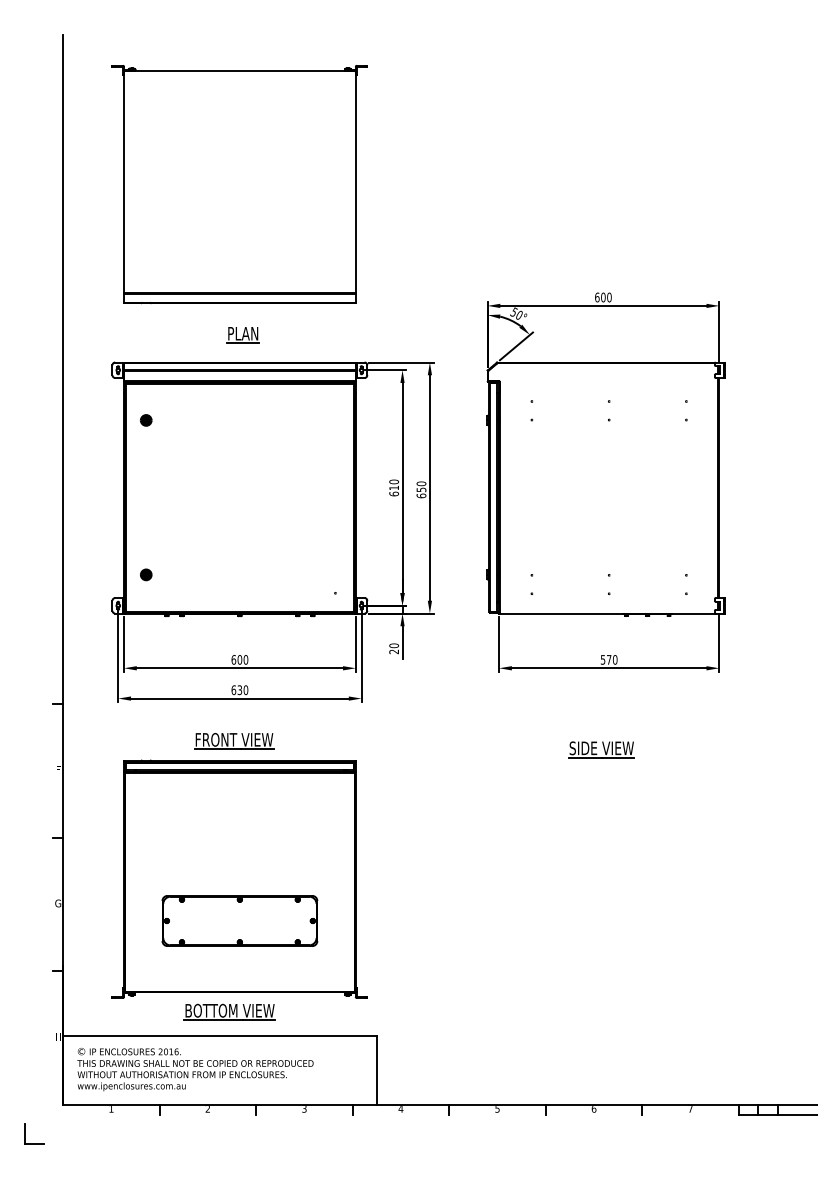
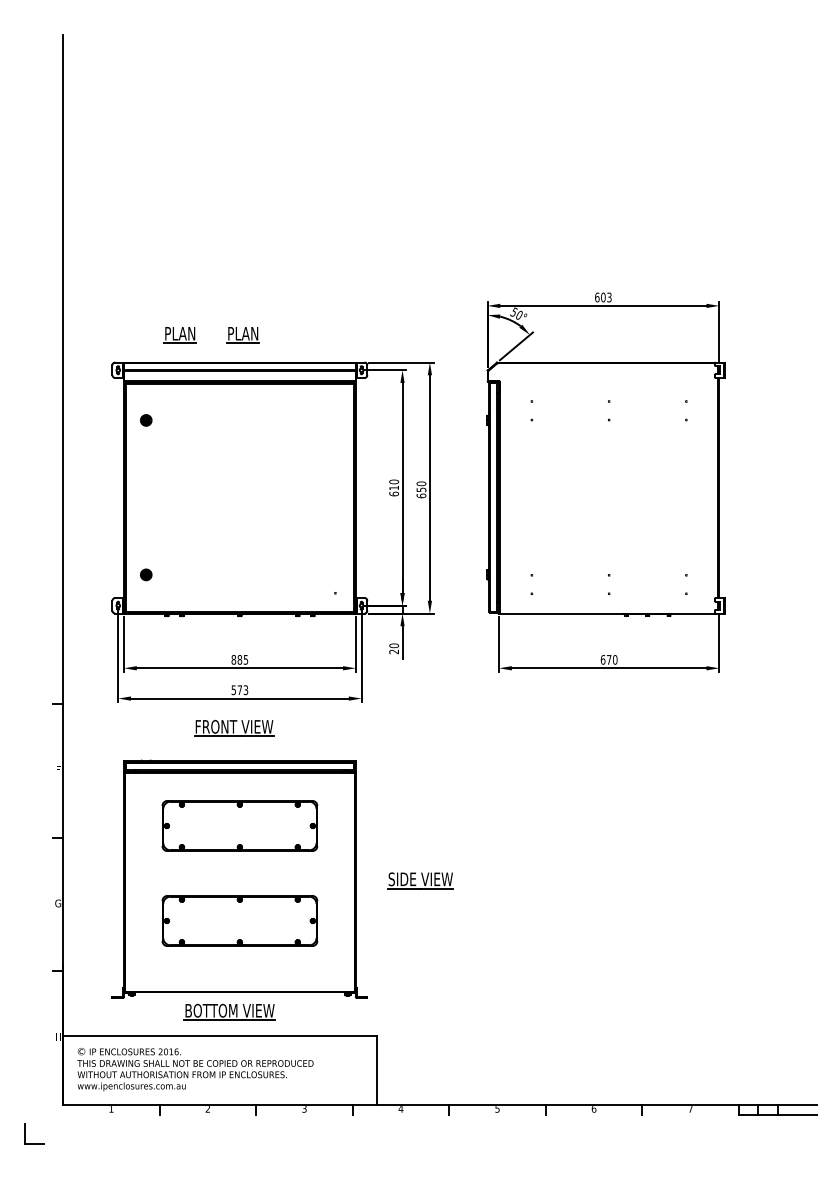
part: present -> none (239, 184)
text: 600 -> 603 (609, 297)
part: none -> present (179, 335)
text: 600 -> 885 (239, 659)
text: 570 -> 670 (602, 659)
text: 630 -> 573 (239, 690)
part position: (234, 741) -> (234, 728) (234, 728)
part position: (601, 749) -> (420, 880) (420, 880)
part: none -> present (239, 825)
